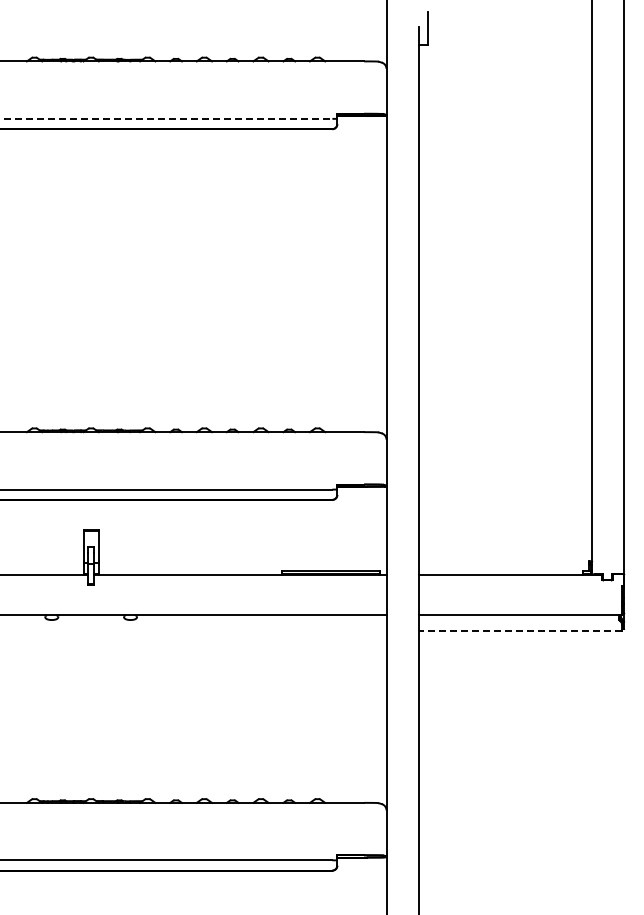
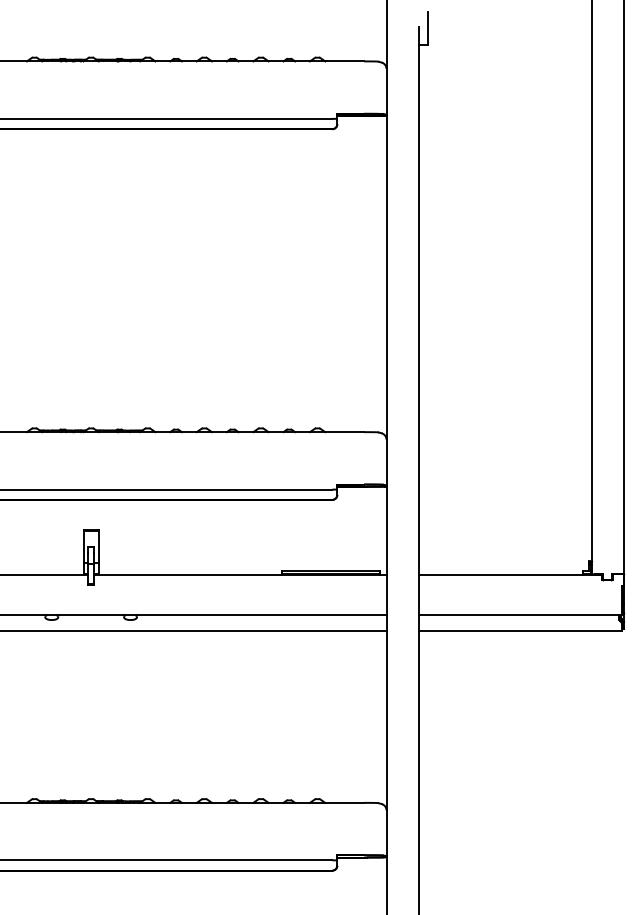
line: dashed -> solid (166, 118)
line: none -> present (194, 630)
line: dashed -> solid (520, 630)
